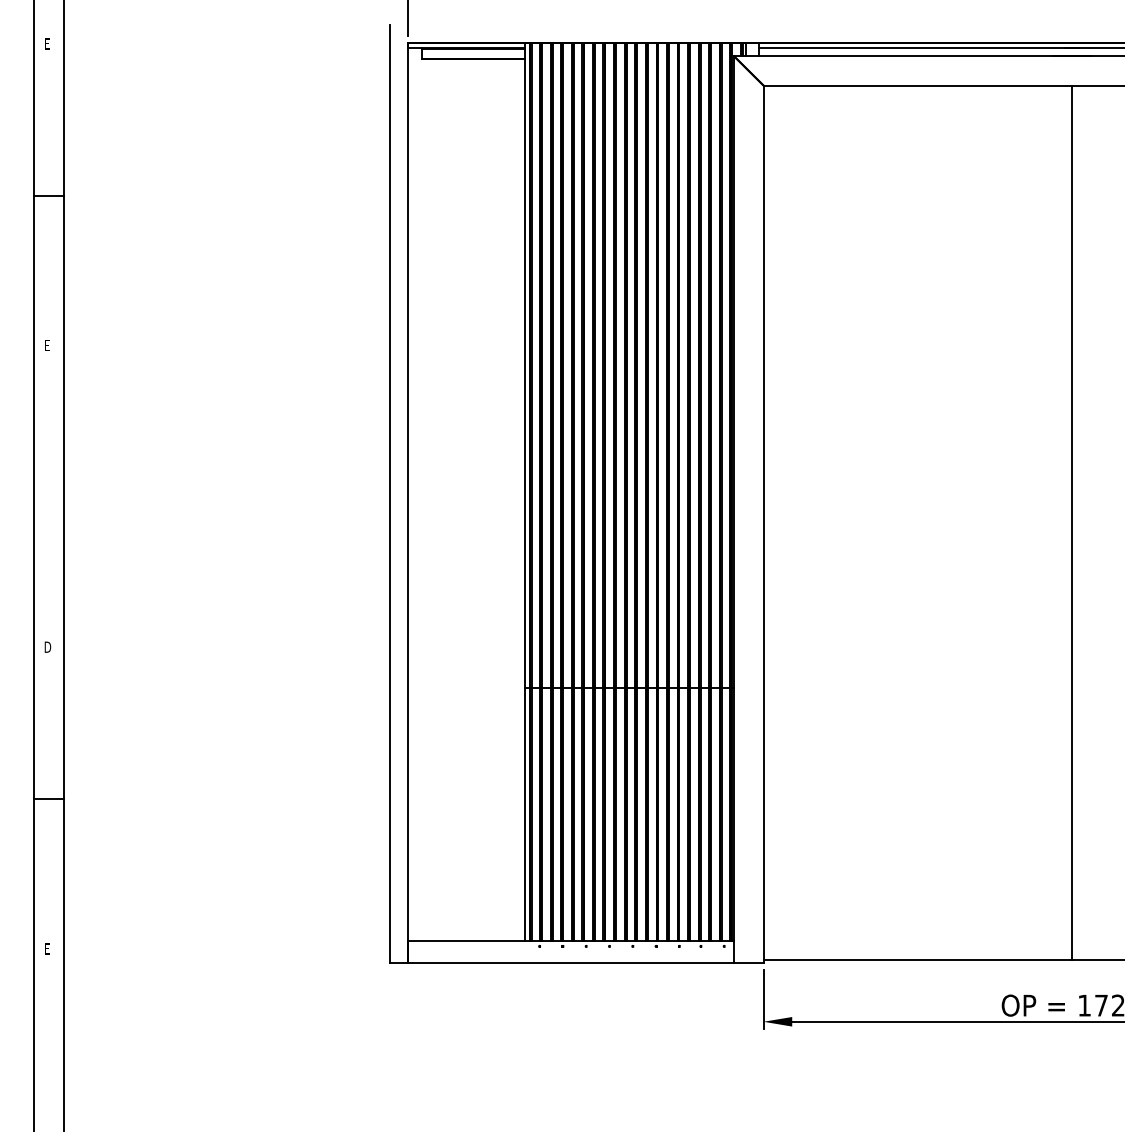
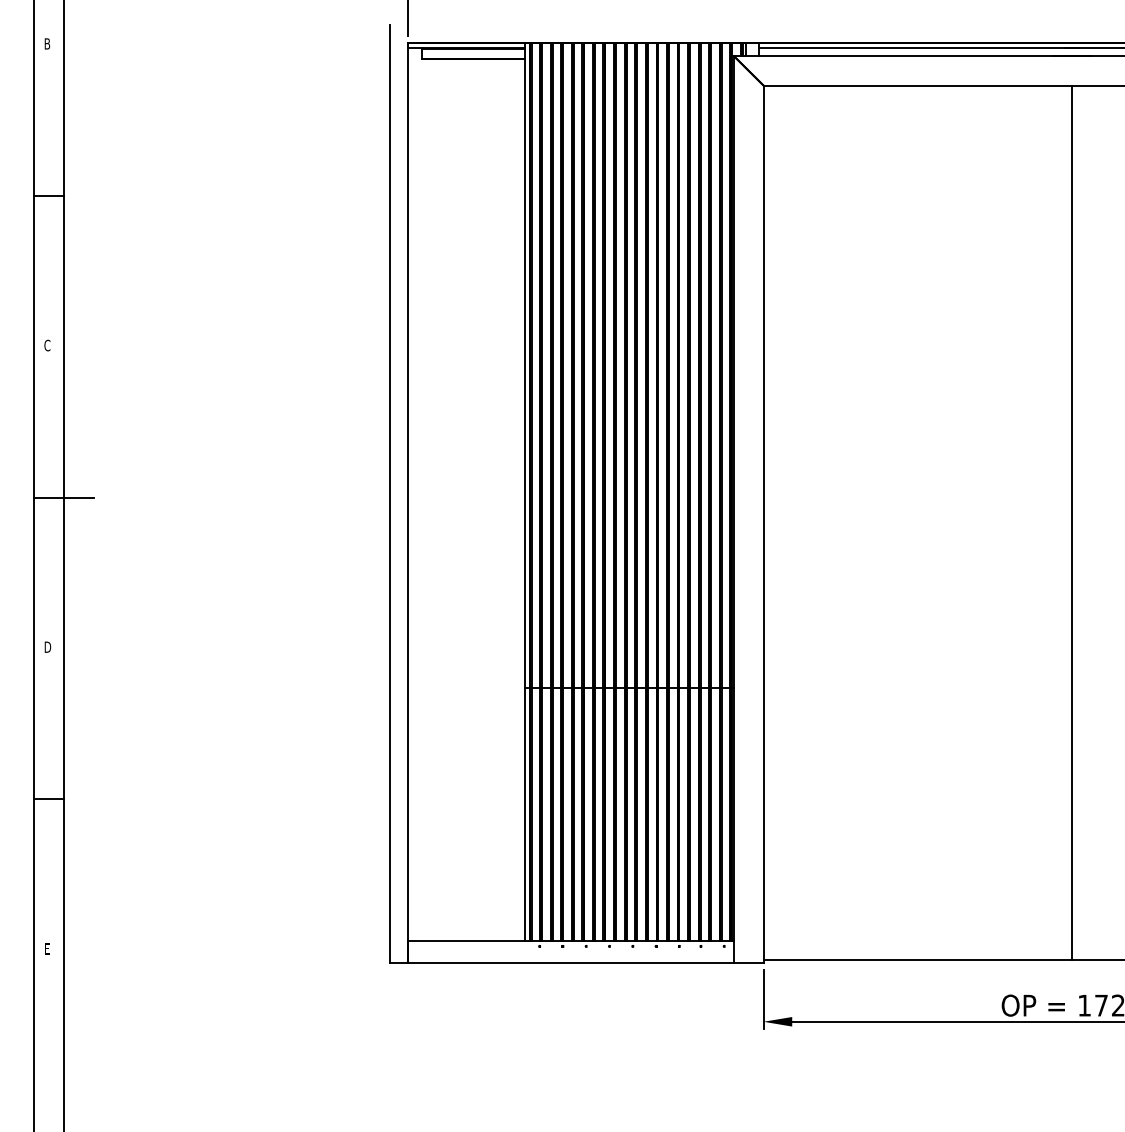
text: E -> B (47, 43)
text: E -> C (47, 345)
line: none -> present (63, 497)
